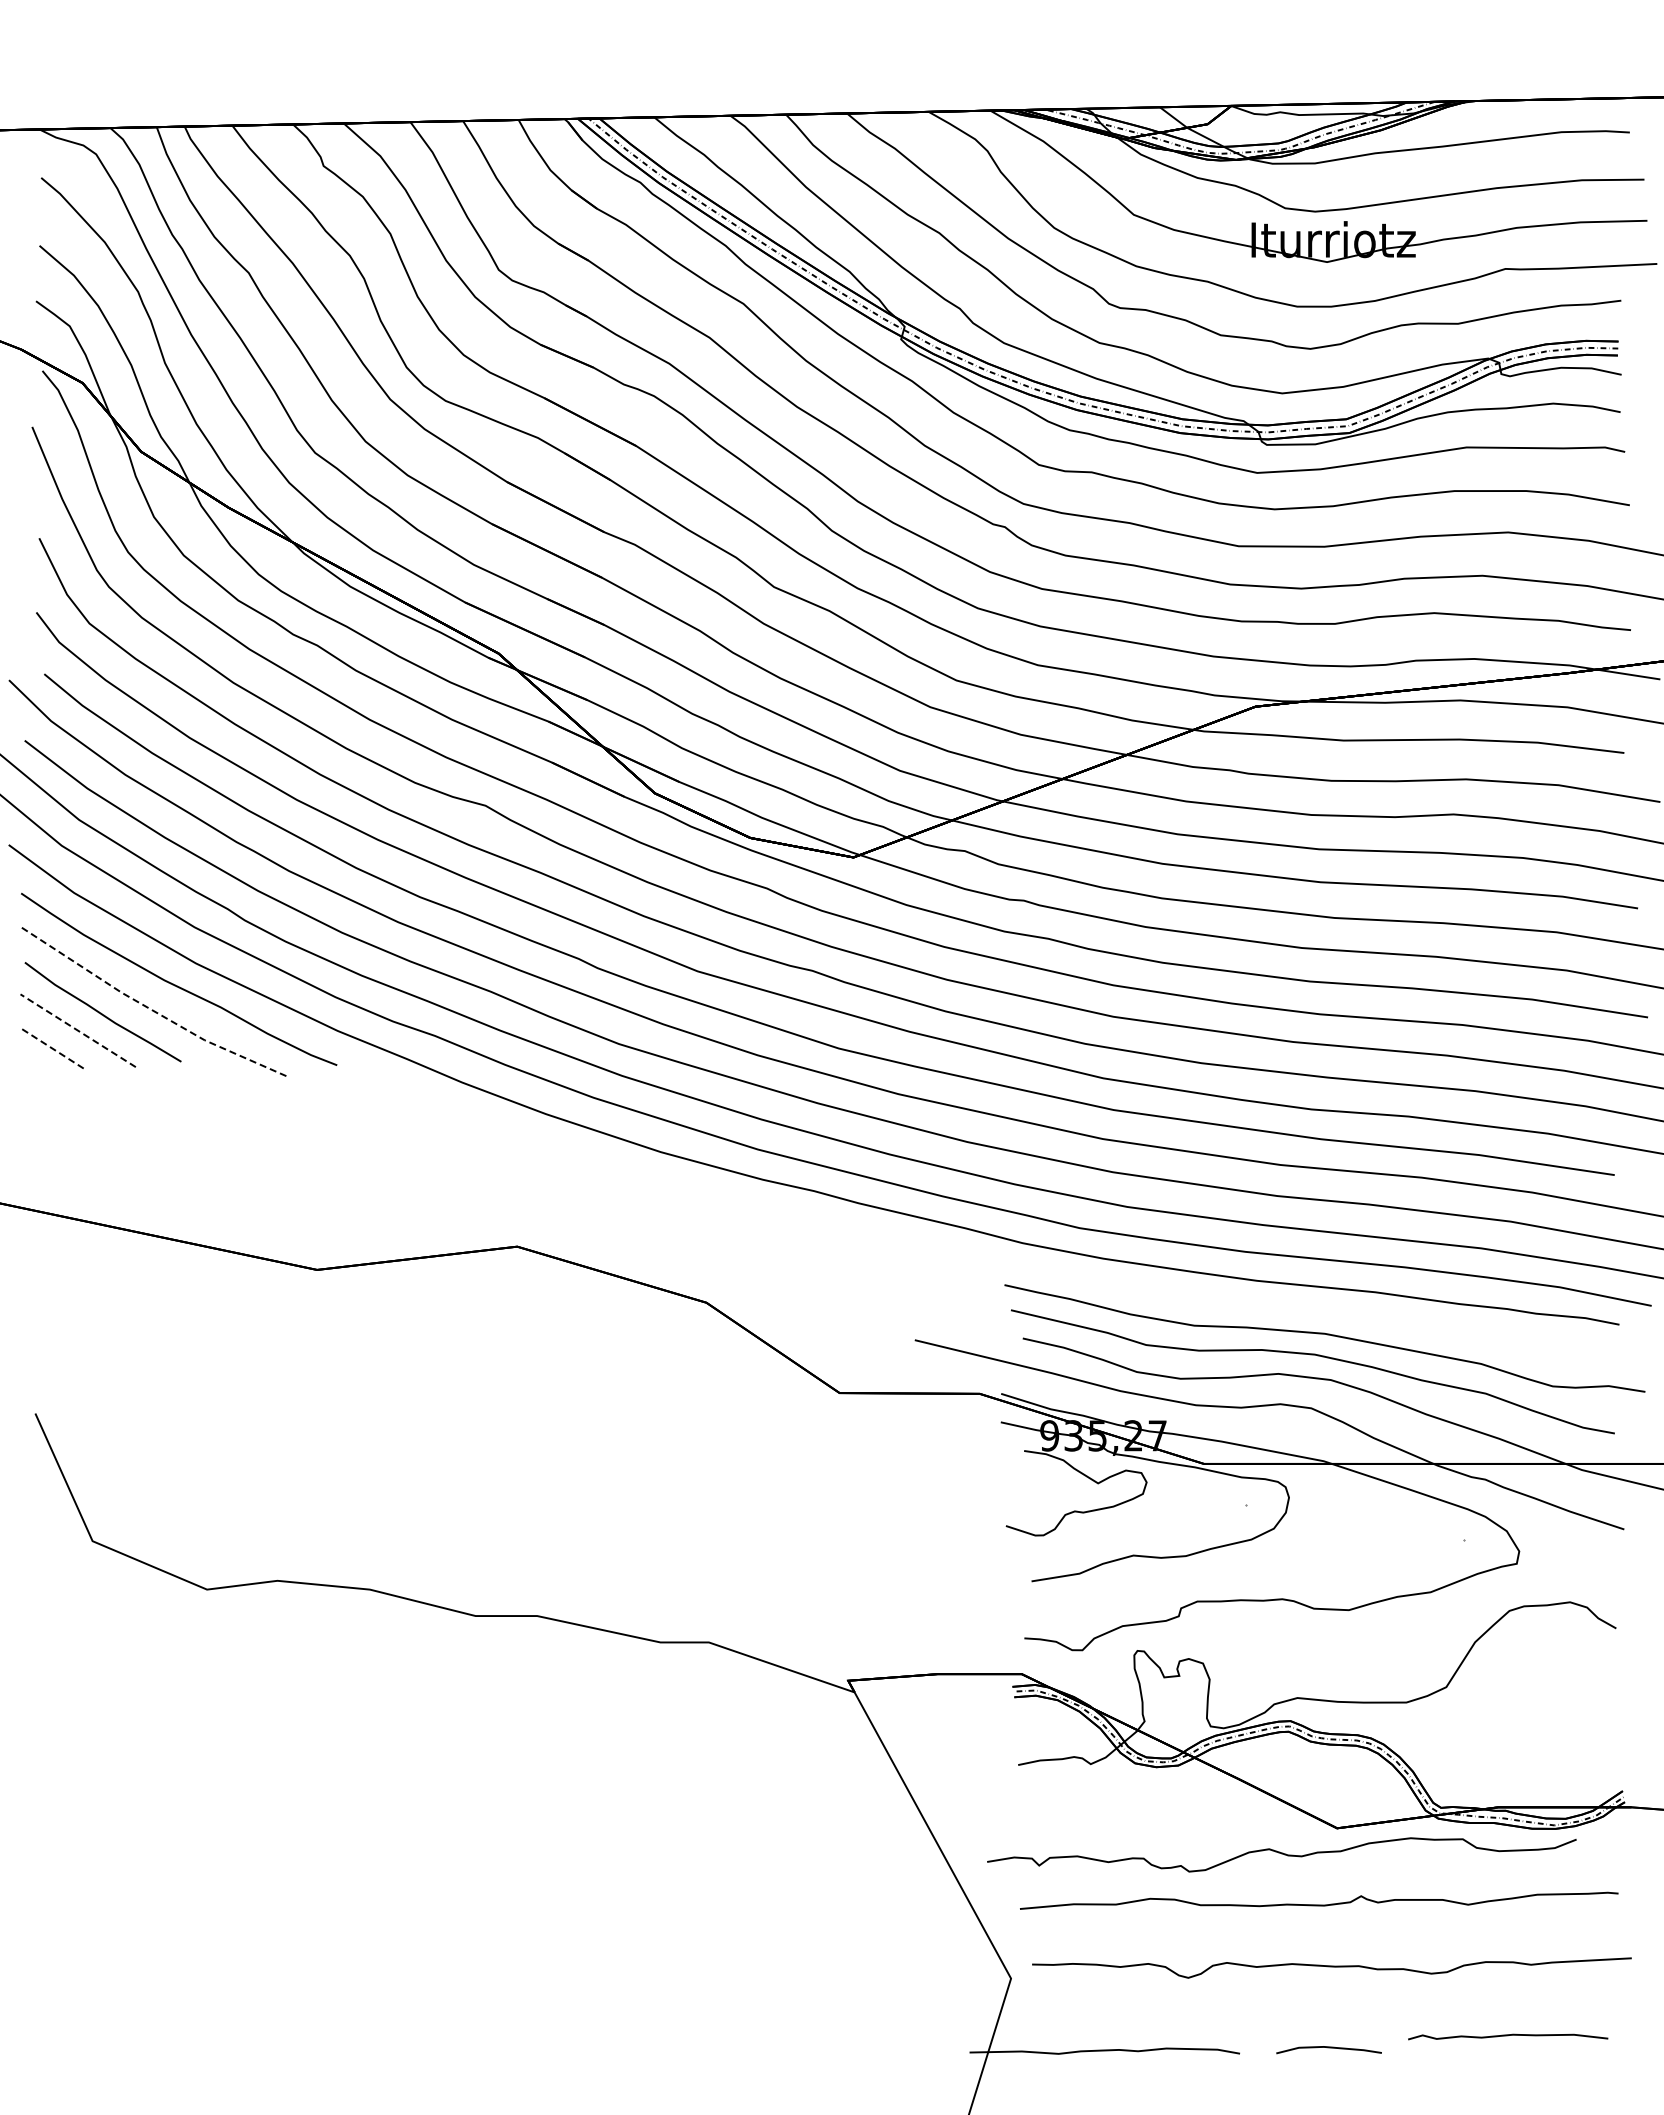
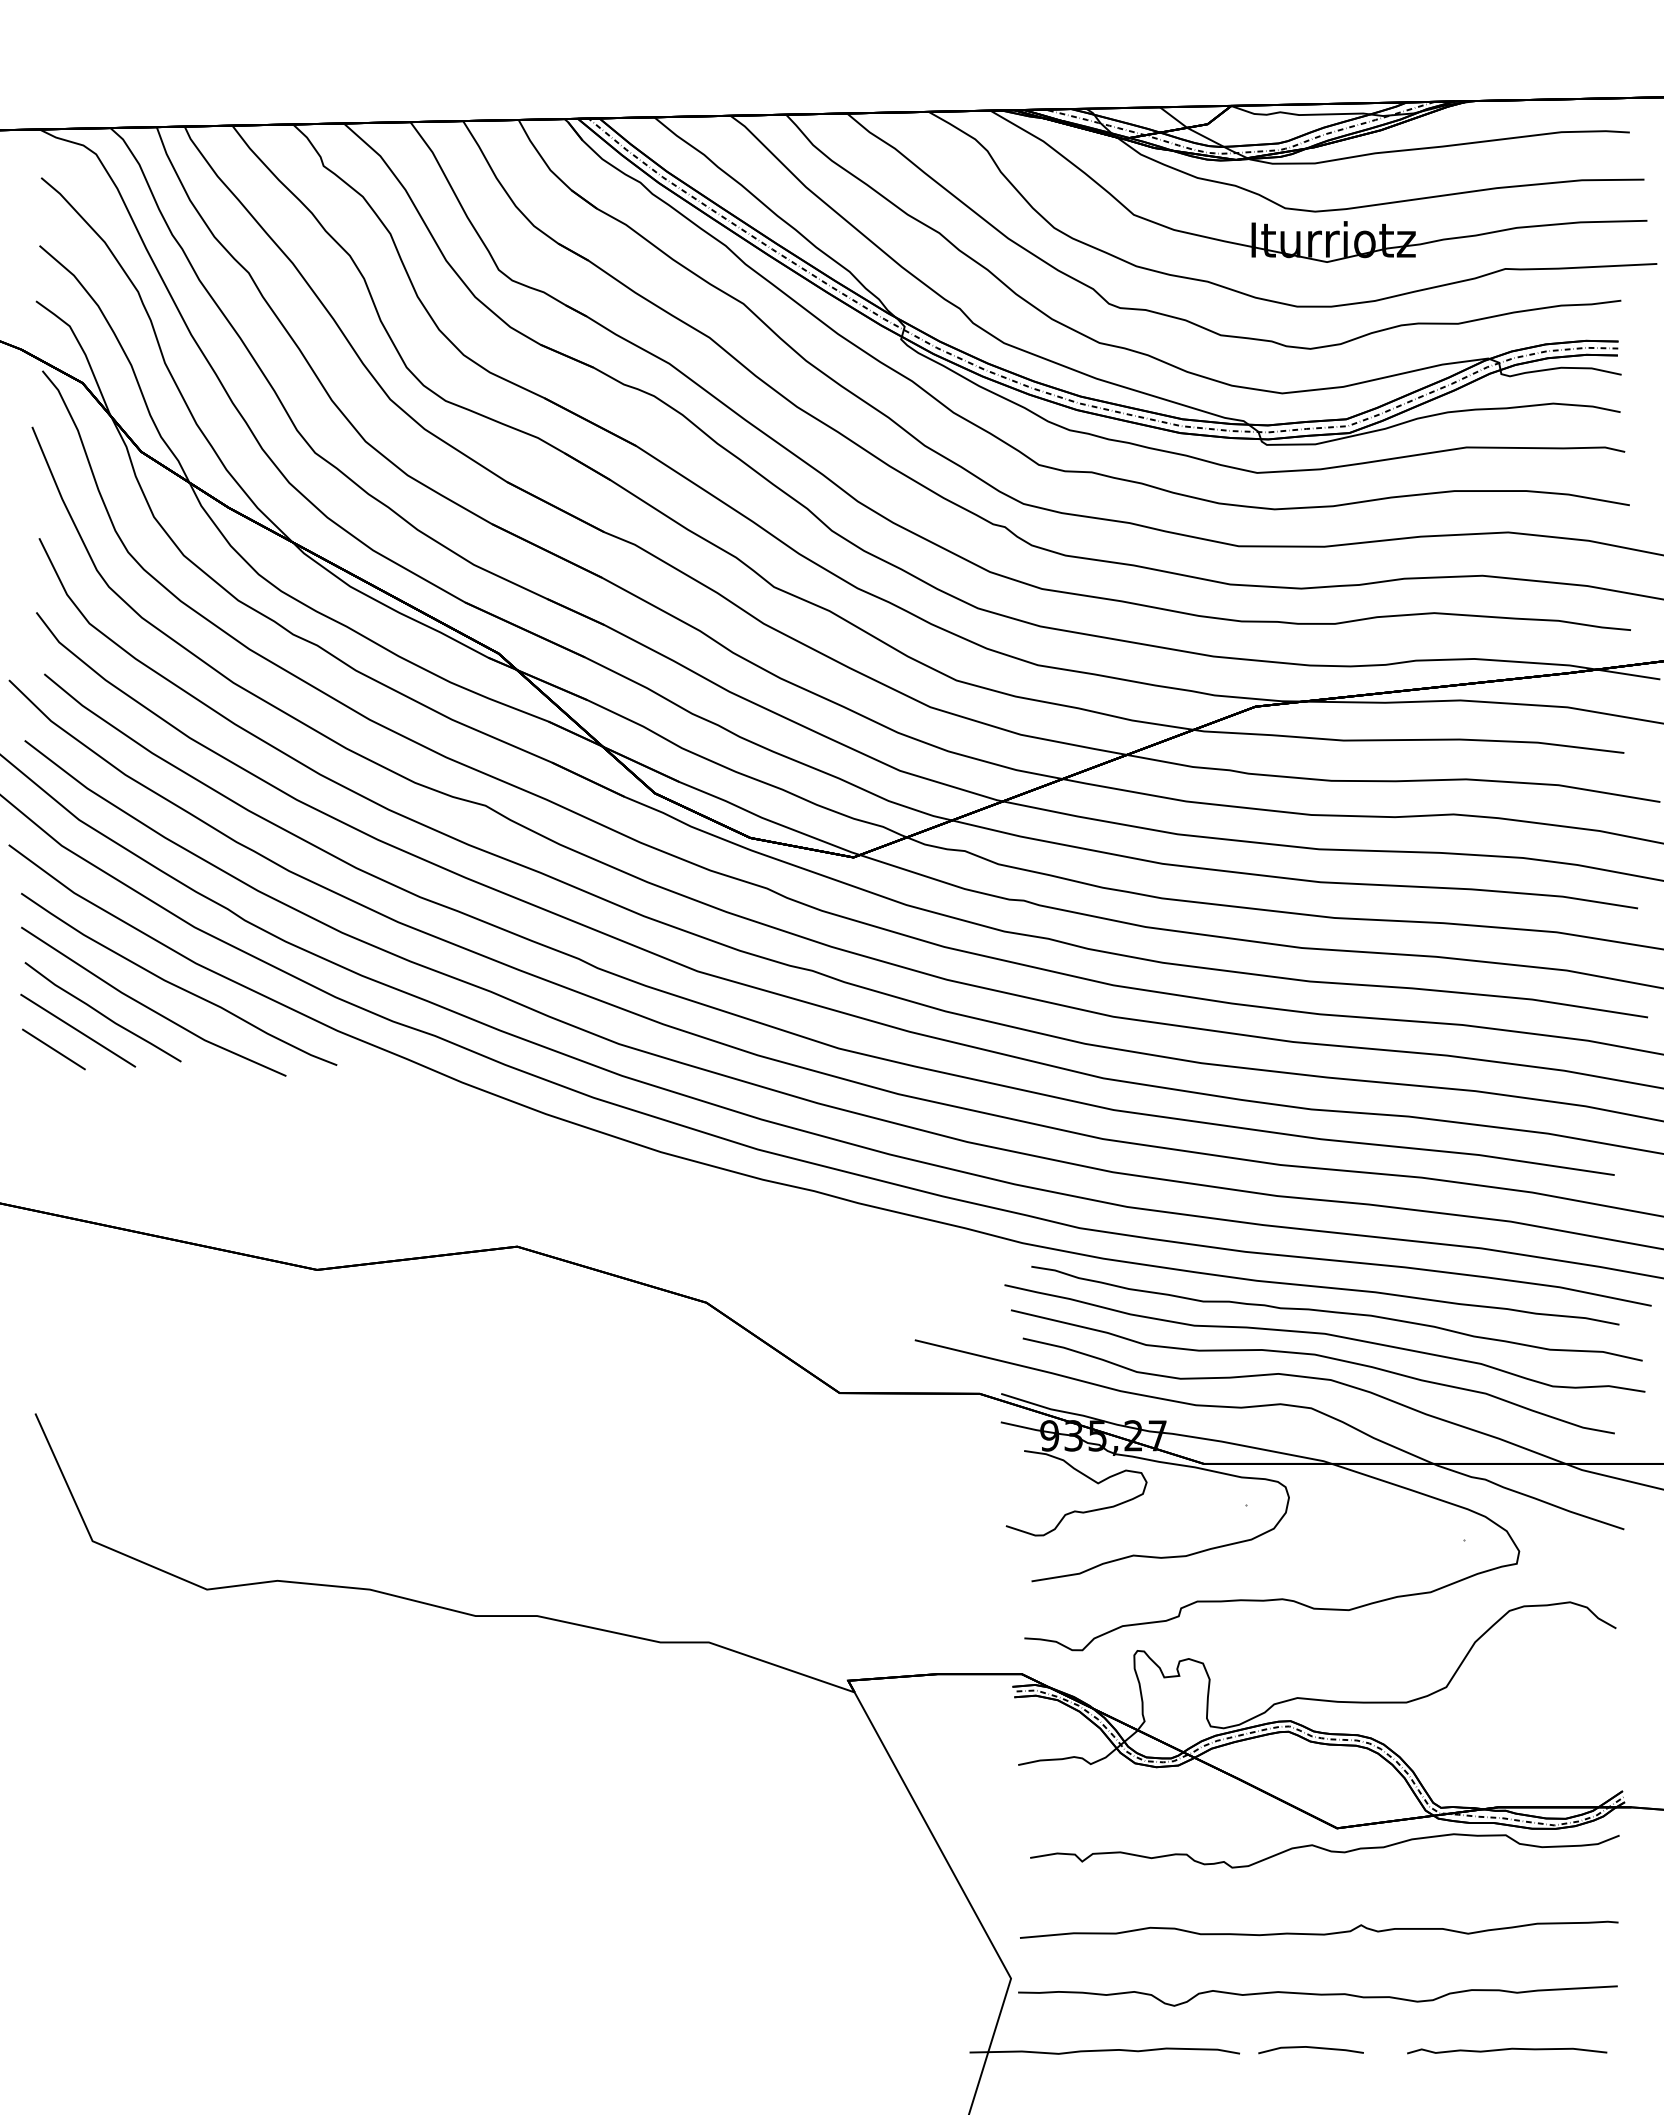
line: dashed -> solid (150, 1009)
line: dashed -> solid (77, 1030)
line: dashed -> solid (53, 1049)
curve: none -> present (1336, 1313)
curve position: (1281, 1854) -> (1324, 1850) (1324, 1850)
curve position: (1319, 1904) -> (1319, 1933) (1319, 1933)
curve position: (1331, 1967) -> (1317, 1995) (1317, 1995)
curve position: (1508, 2036) -> (1507, 2050) (1507, 2050)
line position: (1328, 2048) -> (1310, 2048) (1310, 2048)
